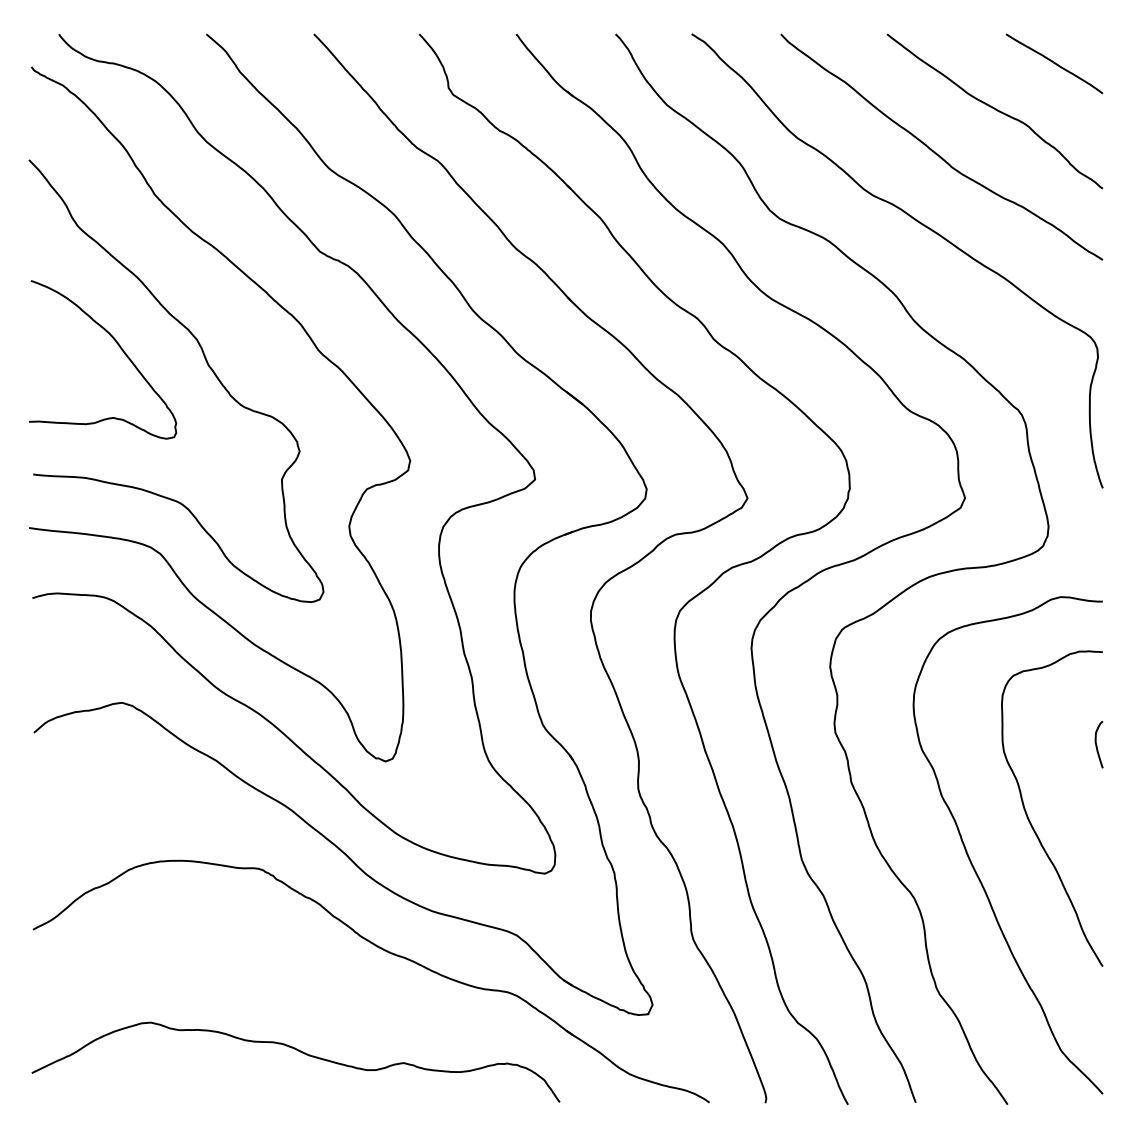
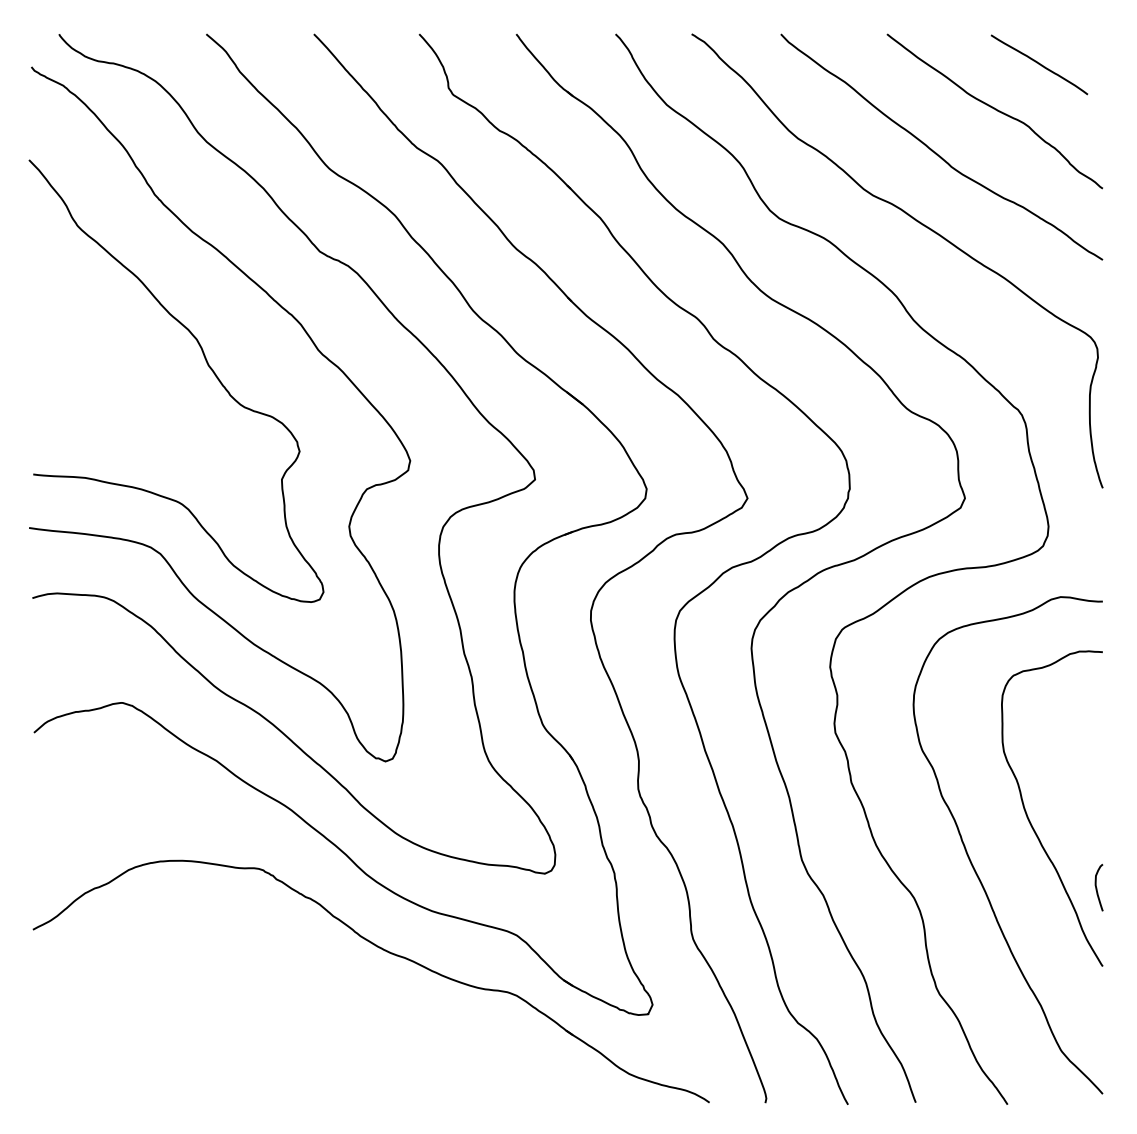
curve position: (1054, 63) -> (1039, 64) (1039, 64)
curve: present -> none (118, 346)
curve position: (1097, 744) -> (1097, 887) (1097, 887)
curve: present -> none (300, 1052)
